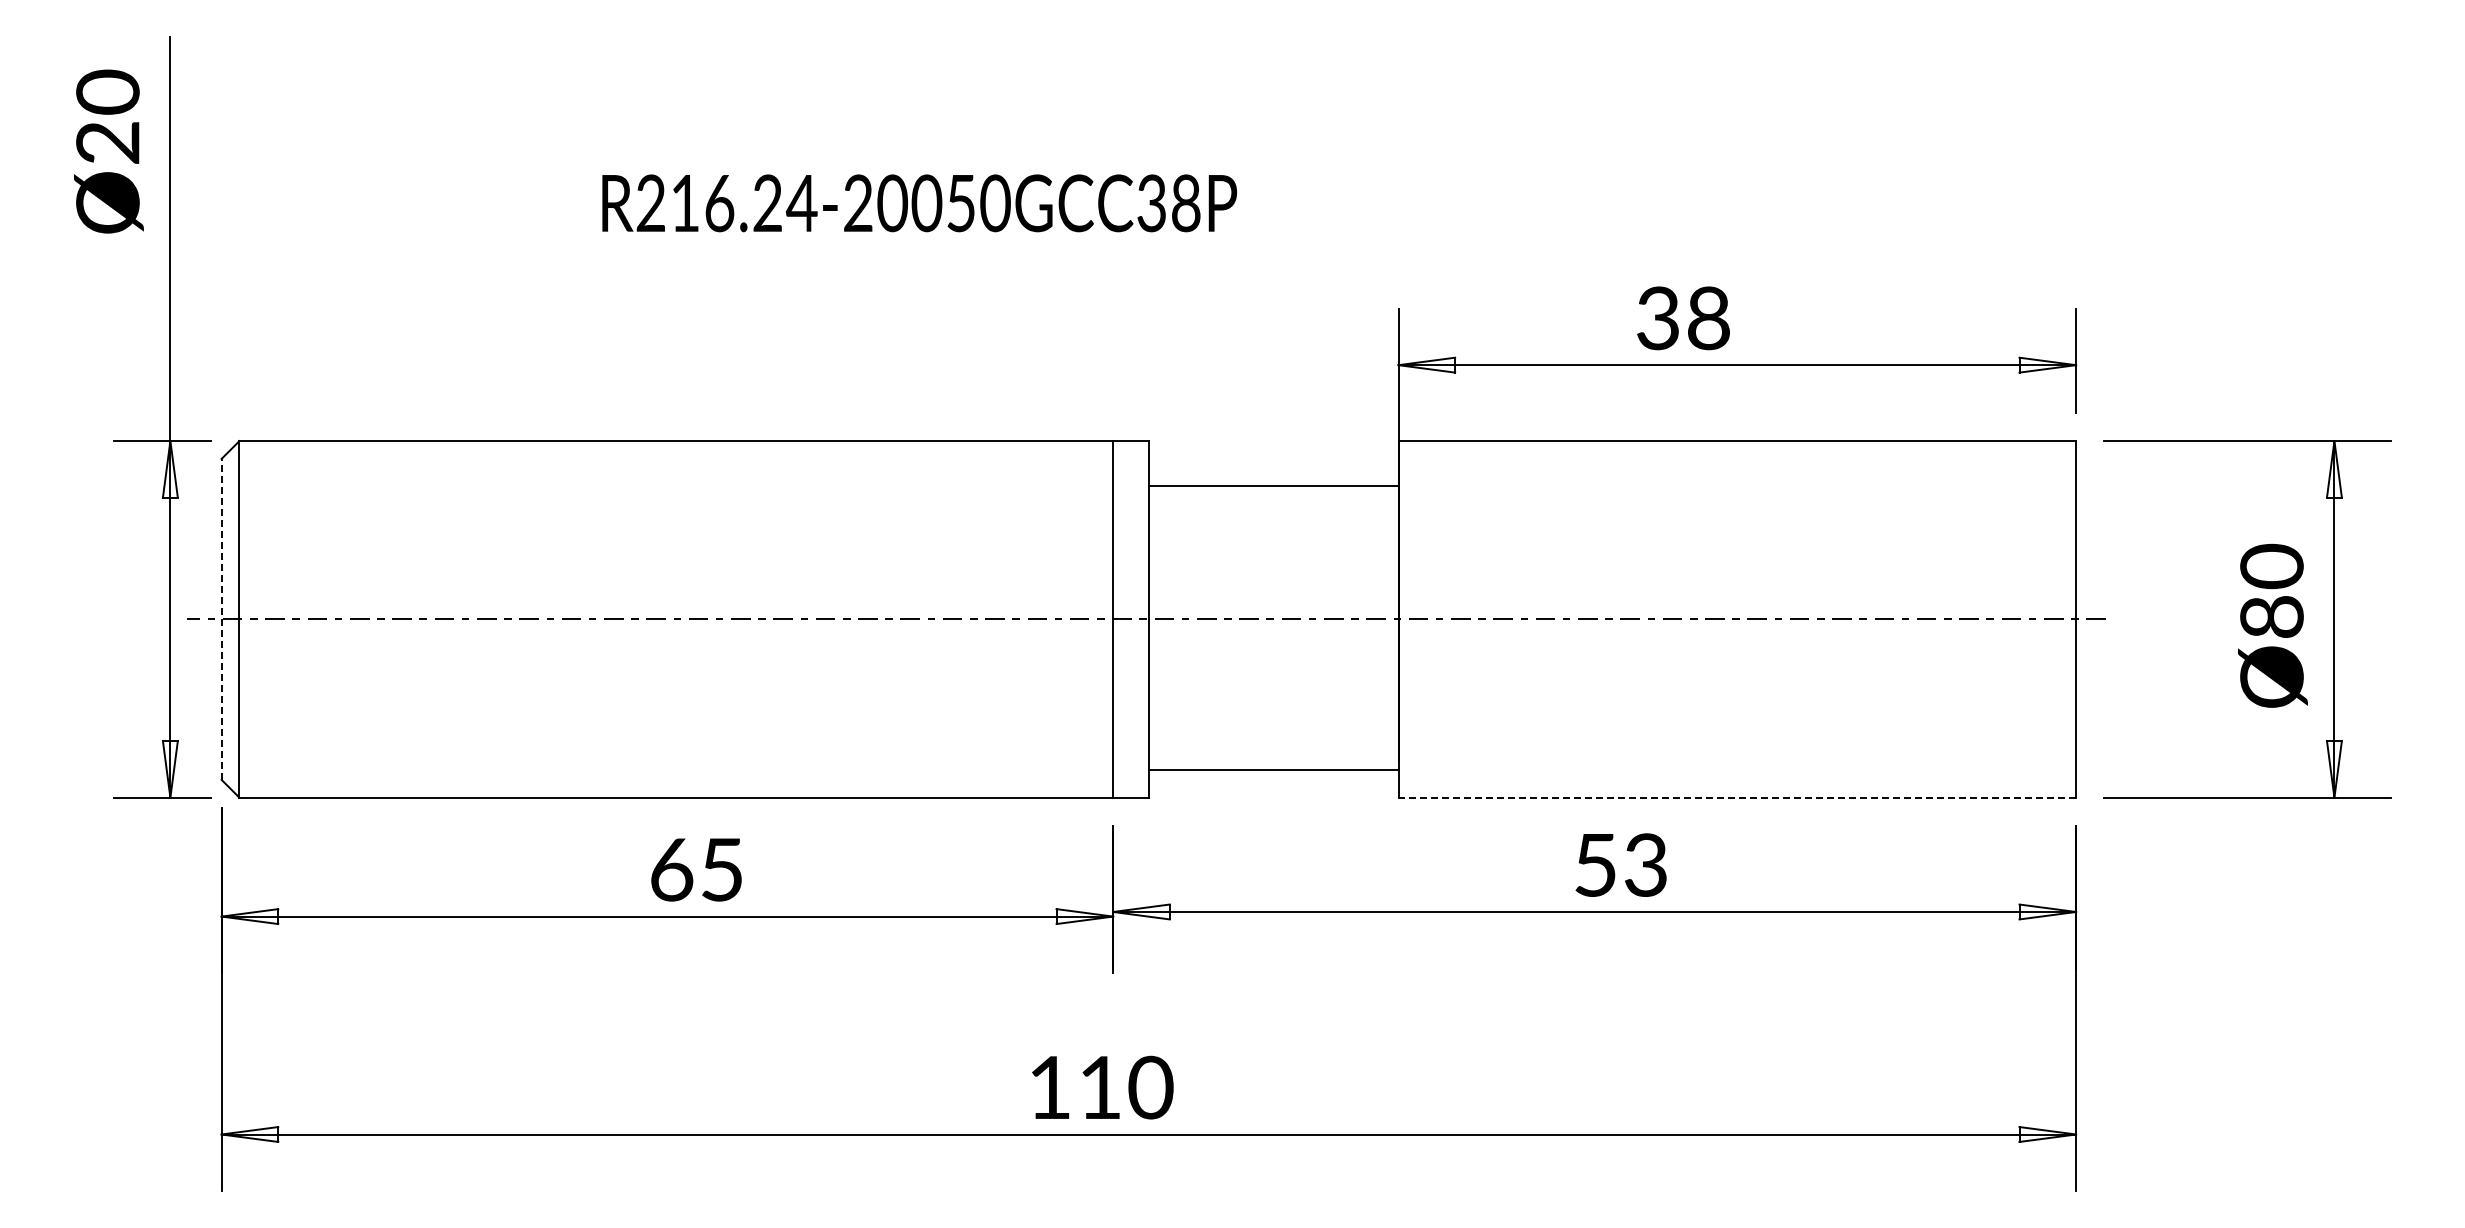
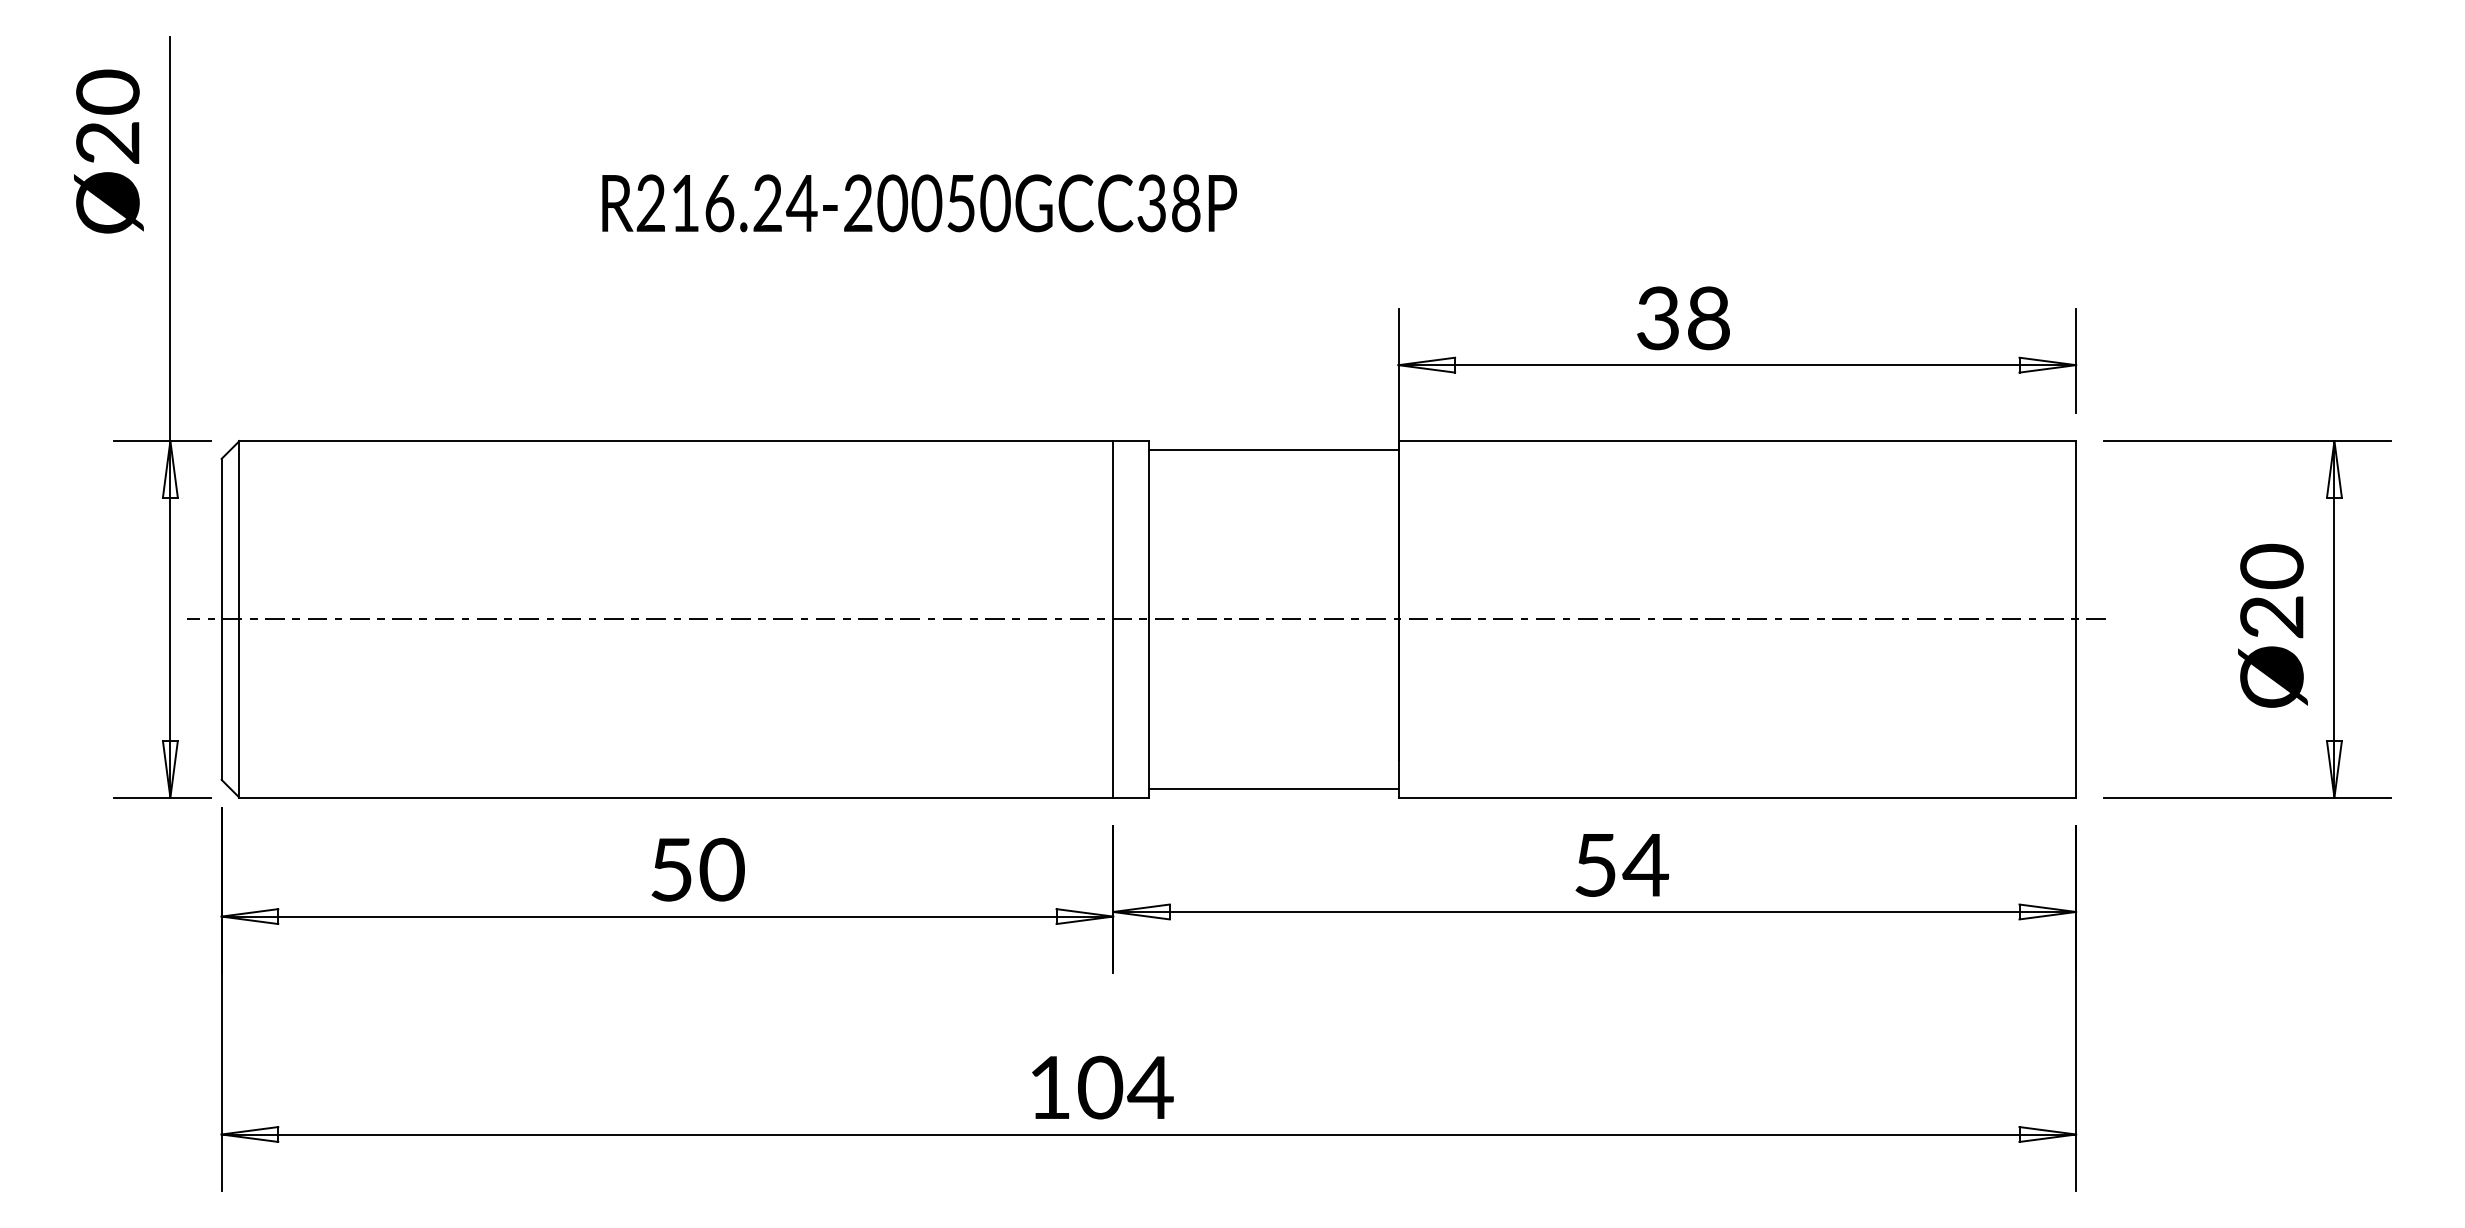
line position: (1273, 485) -> (1273, 449) (1273, 449)
text: Ø80 -> Ø20 (2272, 617)
line: dashed -> solid (221, 618)
line position: (1273, 769) -> (1273, 788) (1273, 788)
line: dashed -> solid (1737, 797)
text: 53 -> 54 (1645, 864)
text: 65 -> 50 (697, 869)
text: 110 -> 104 (1125, 1087)
